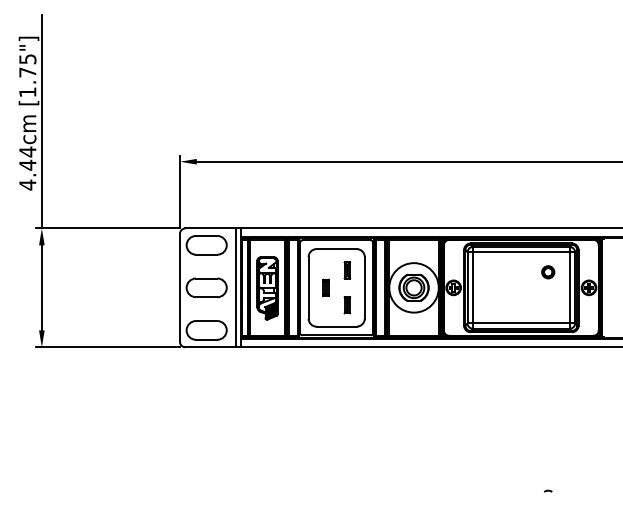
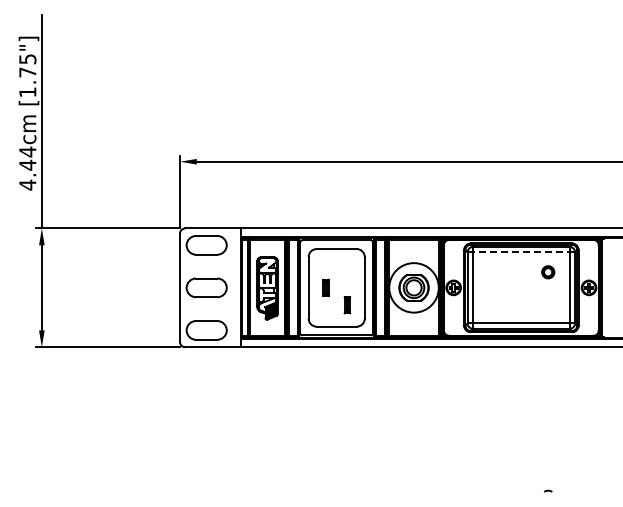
line: solid -> dashed (521, 252)
part: present -> none (347, 270)
line: present -> none (235, 287)
